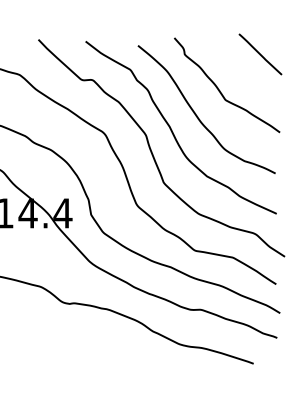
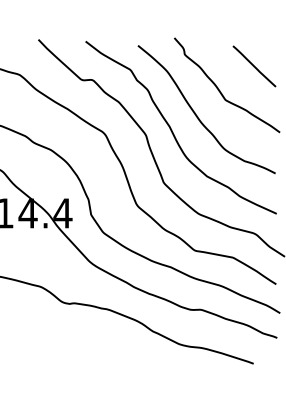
line position: (260, 54) -> (254, 66) (254, 66)
